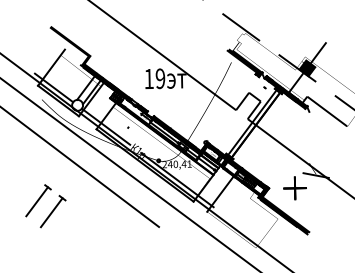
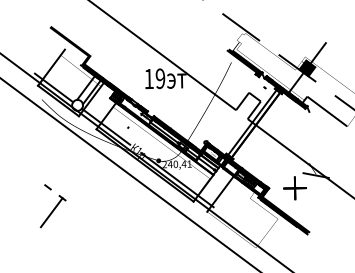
line: present -> none (80, 167)
line: present -> none (36, 201)
